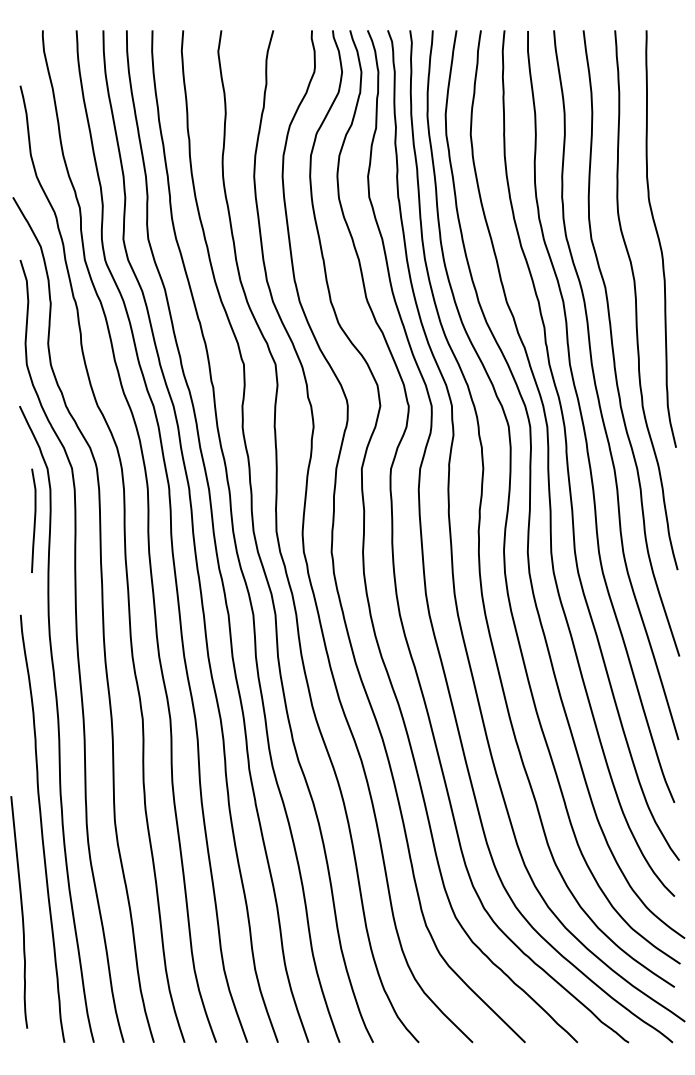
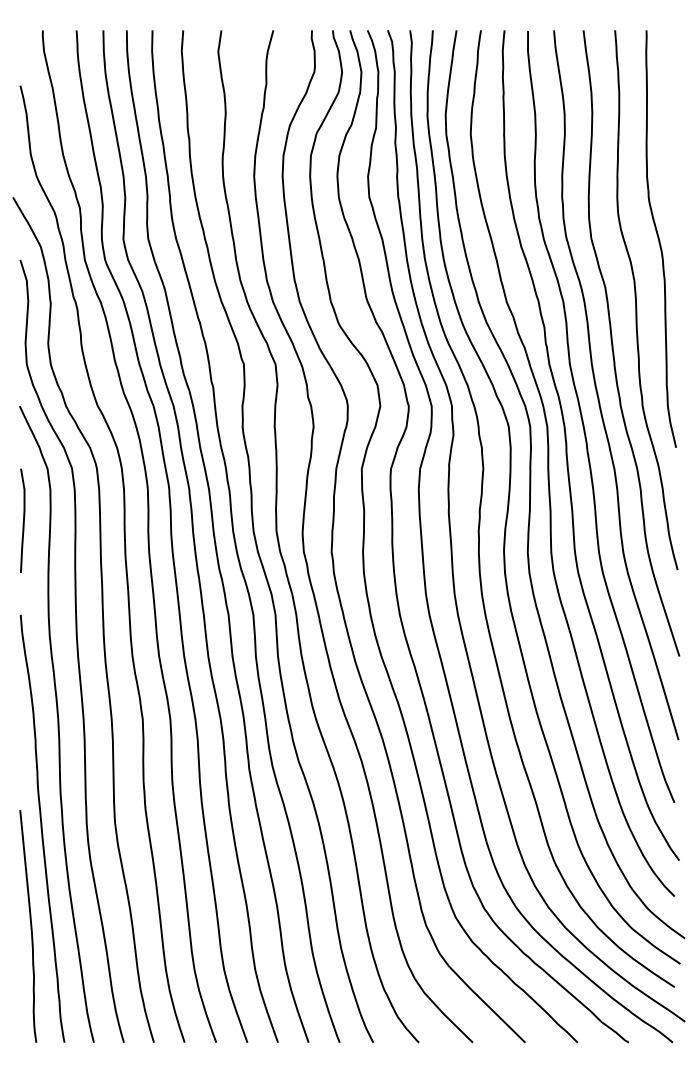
curve position: (34, 520) -> (23, 520) (23, 520)
curve position: (21, 912) -> (30, 926) (30, 926)
